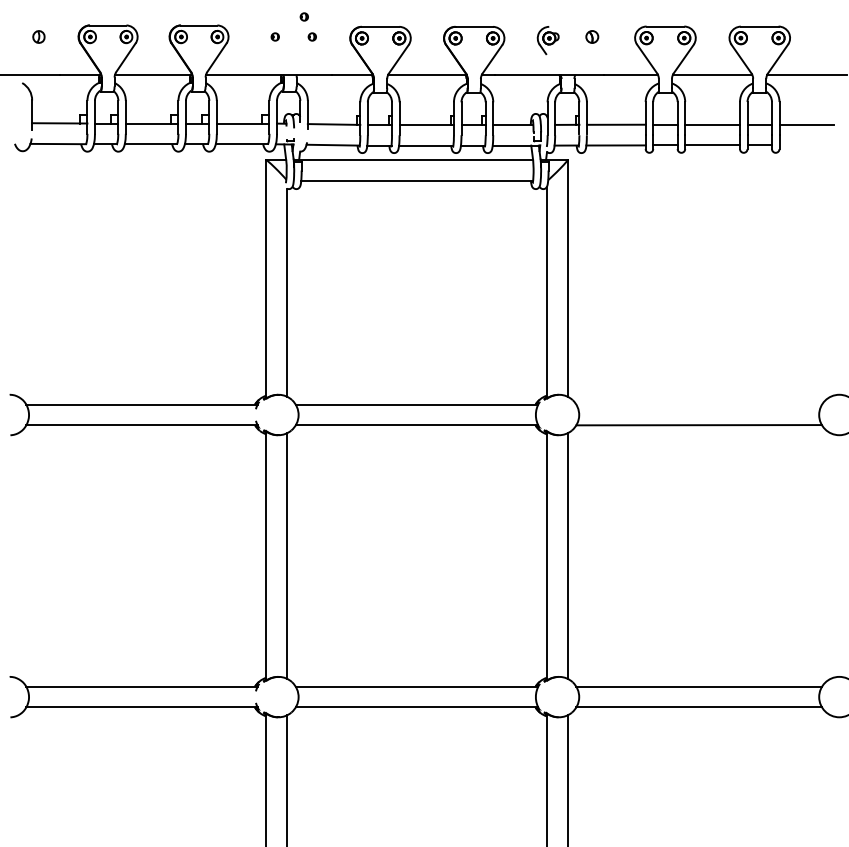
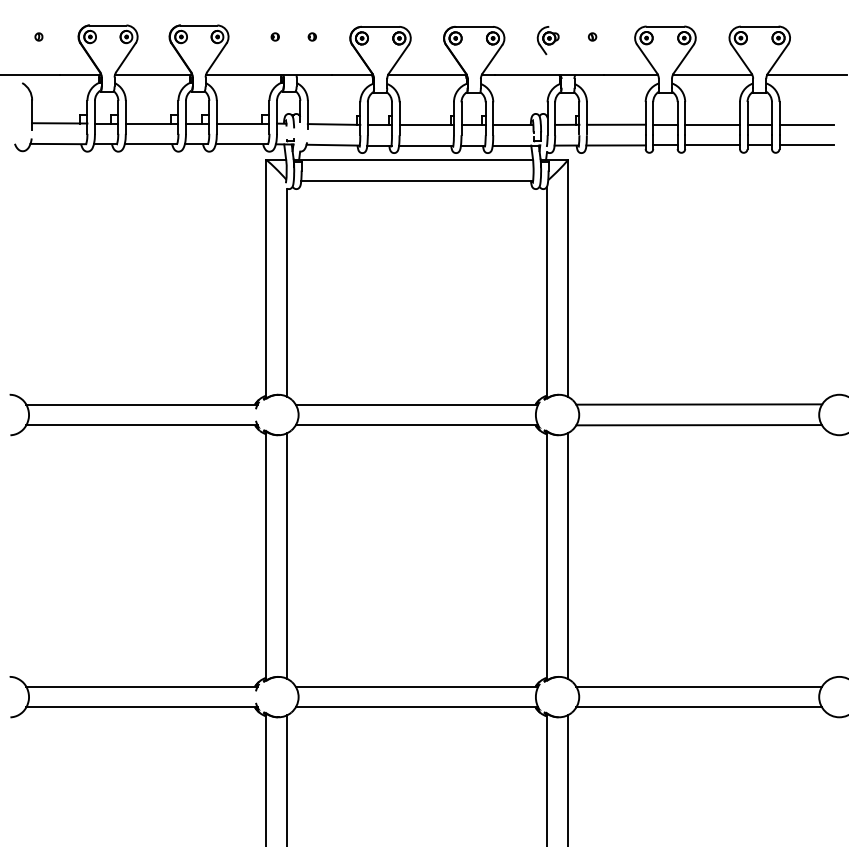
part: present -> none (303, 16)
part size: 14x14 px -> 10x10 px (38, 36)
part size: 15x14 px -> 10x10 px (592, 36)
line: none -> present (806, 145)
line: none -> present (699, 404)
